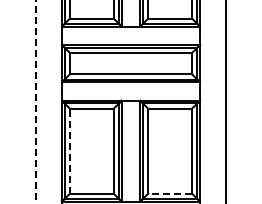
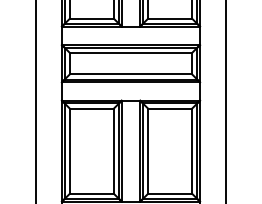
line: dashed -> solid (35, 101)
line: dashed -> solid (69, 150)
line: dashed -> solid (170, 193)
